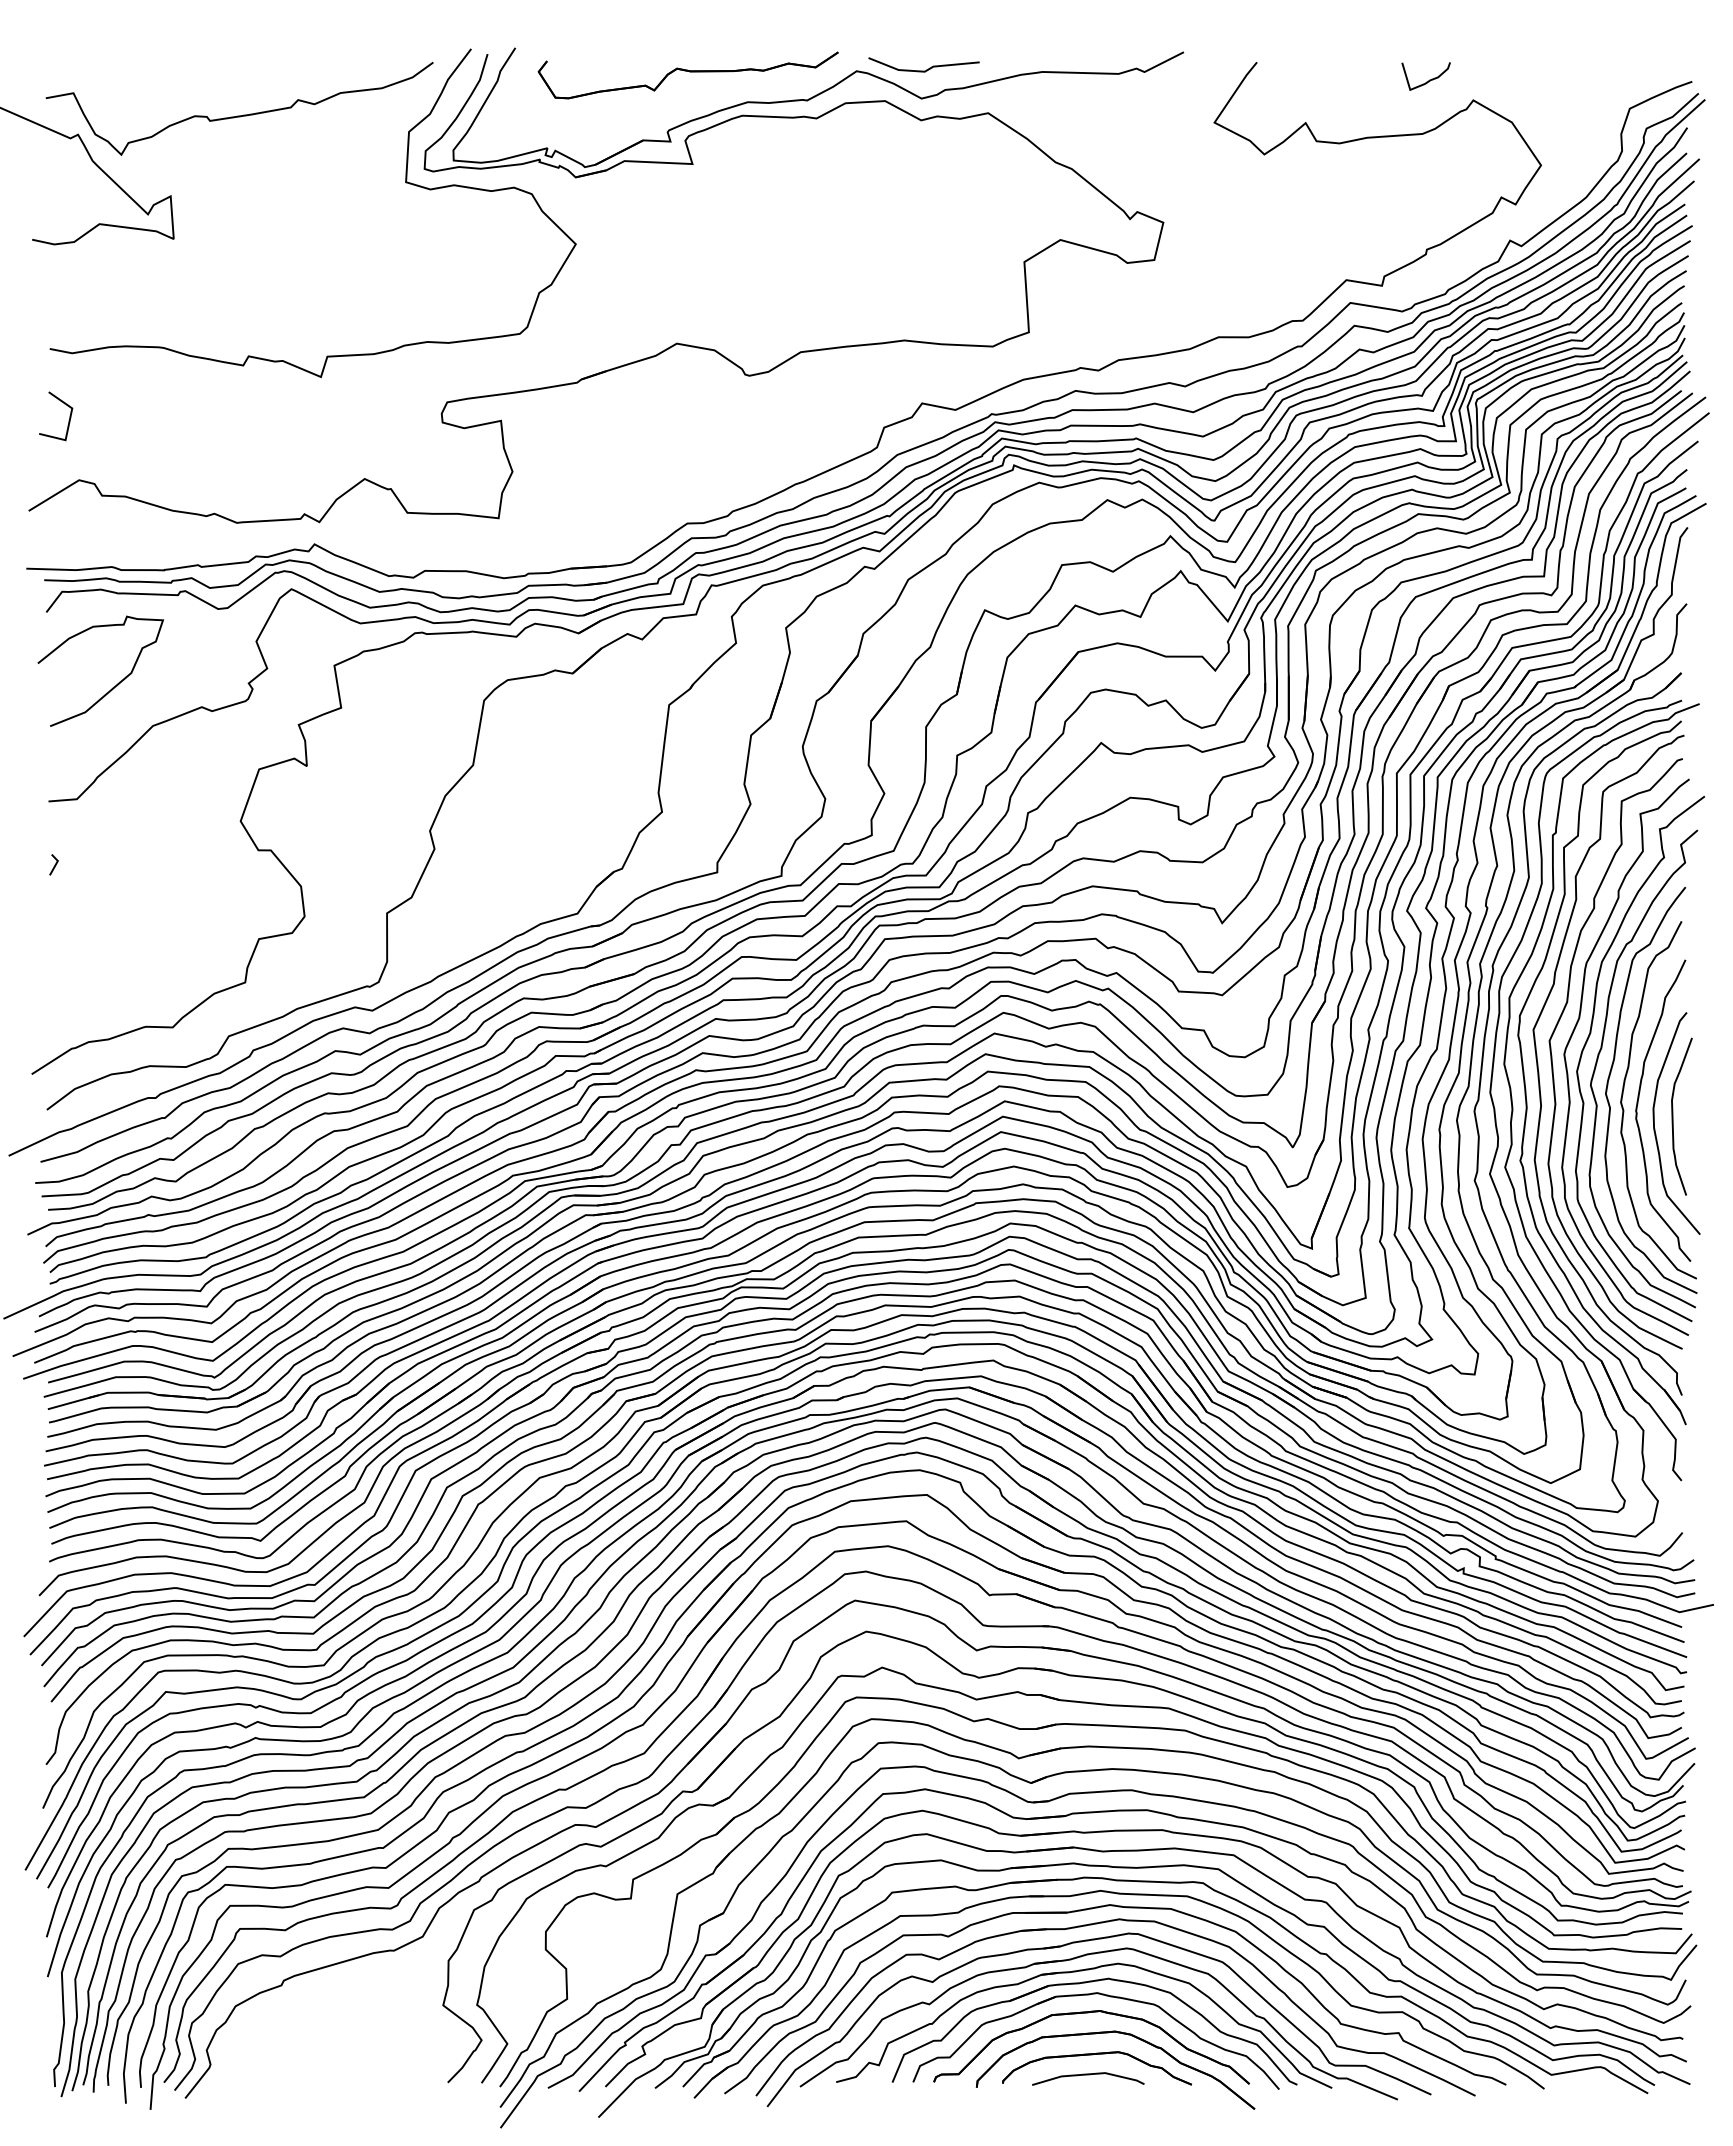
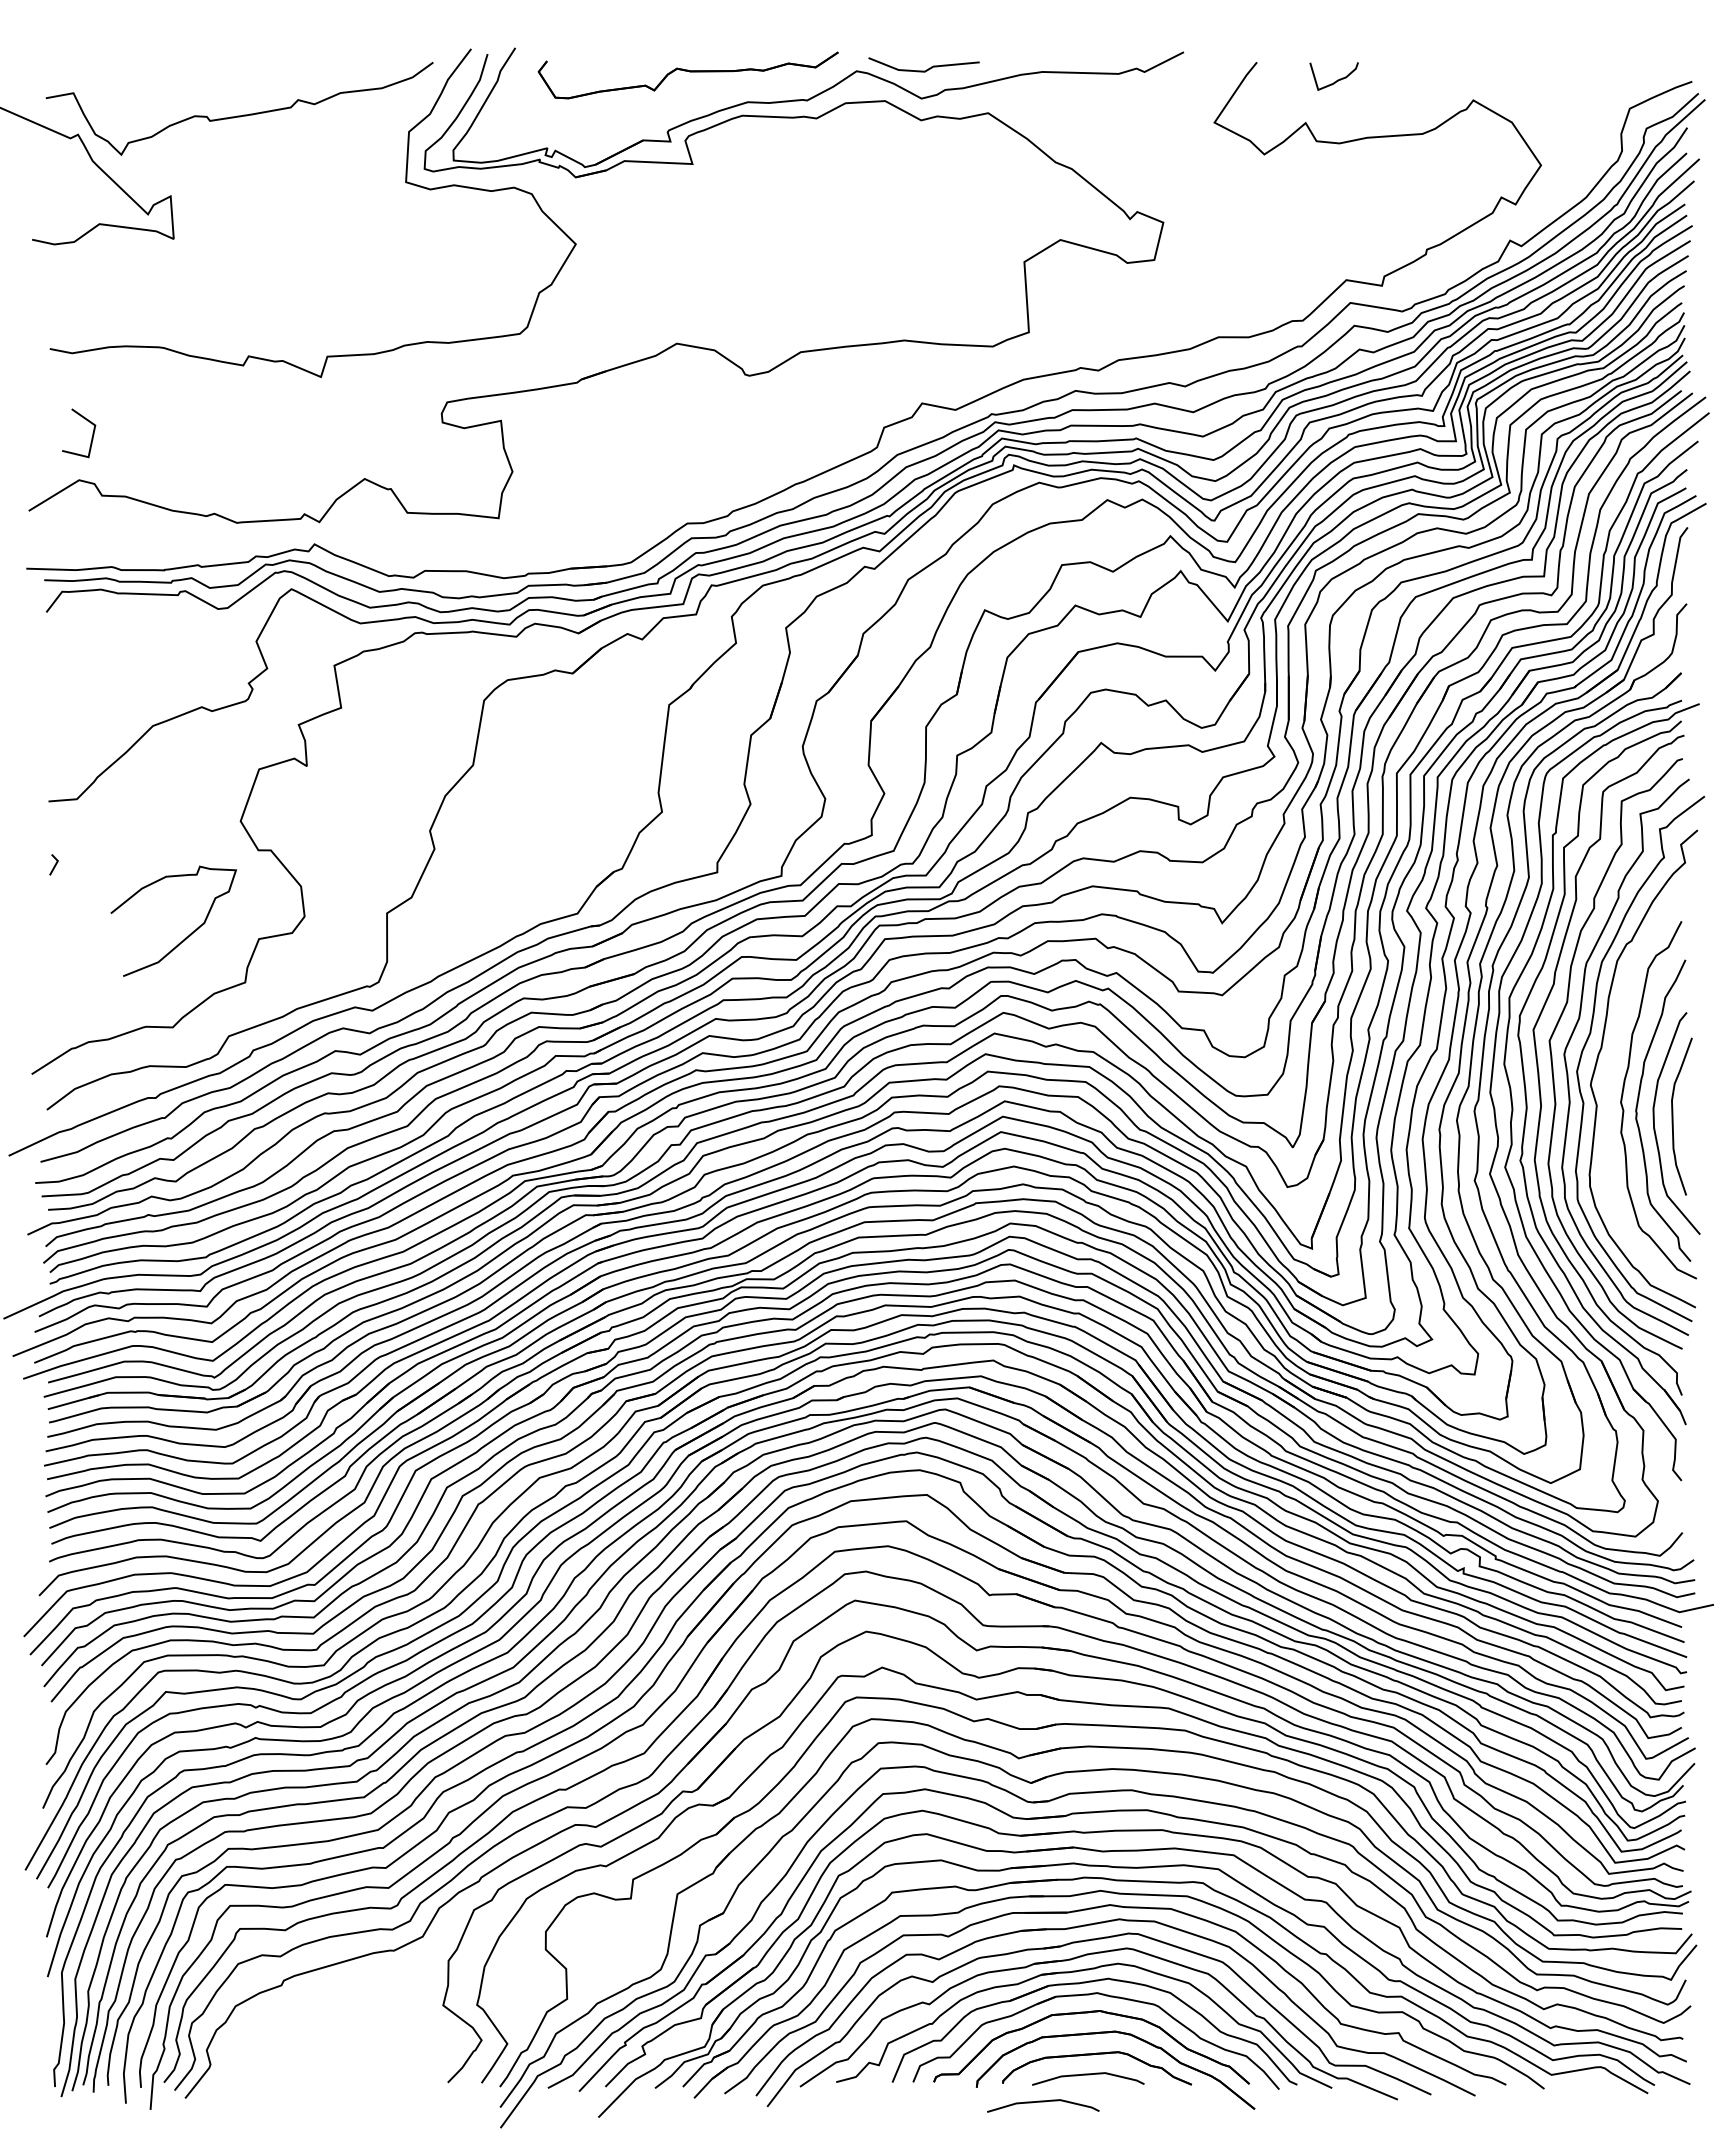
curve position: (1429, 79) -> (1337, 79) (1337, 79)
line position: (68, 420) -> (91, 437) (91, 437)
curve position: (113, 686) -> (186, 936) (186, 936)
curve: present -> none (1608, 1085)
line: none -> present (1043, 2102)
